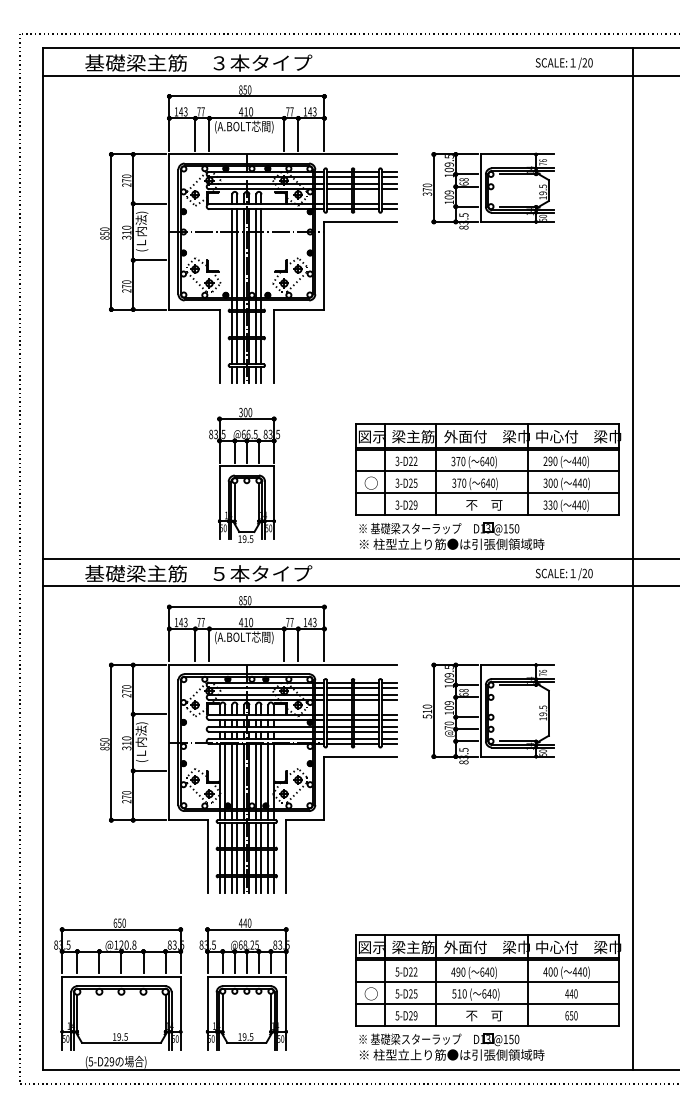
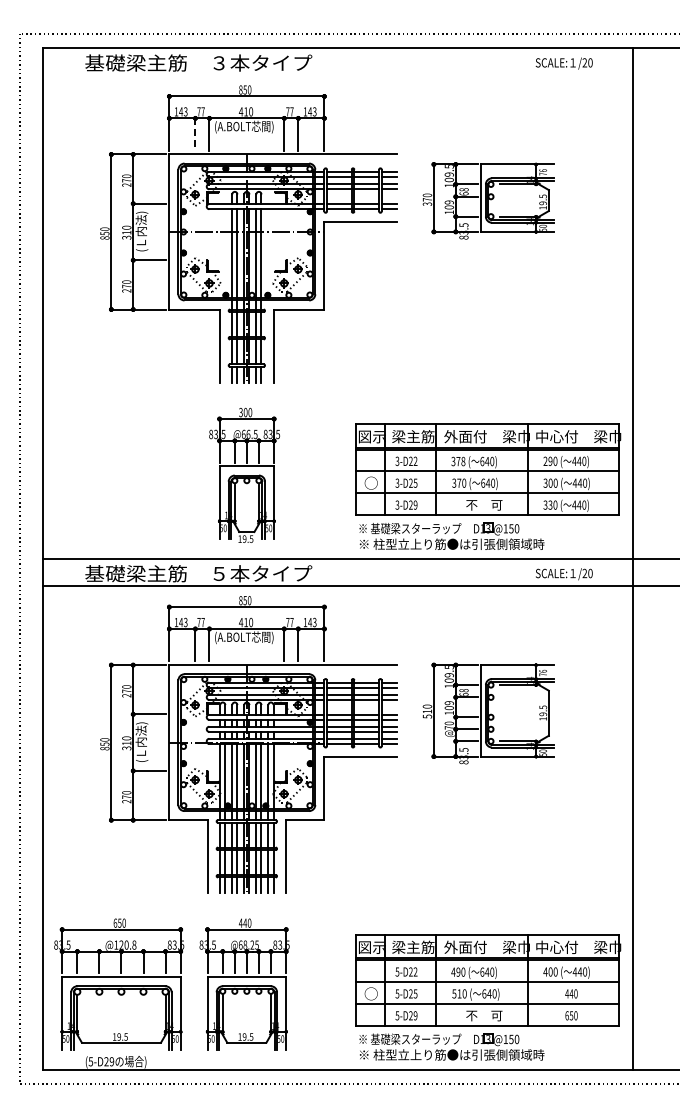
line: present -> none (359, 75)
line: solid -> dashed (195, 135)
part position: (488, 190) -> (488, 200) (488, 200)
text: 370 -> 378 (463, 461)
